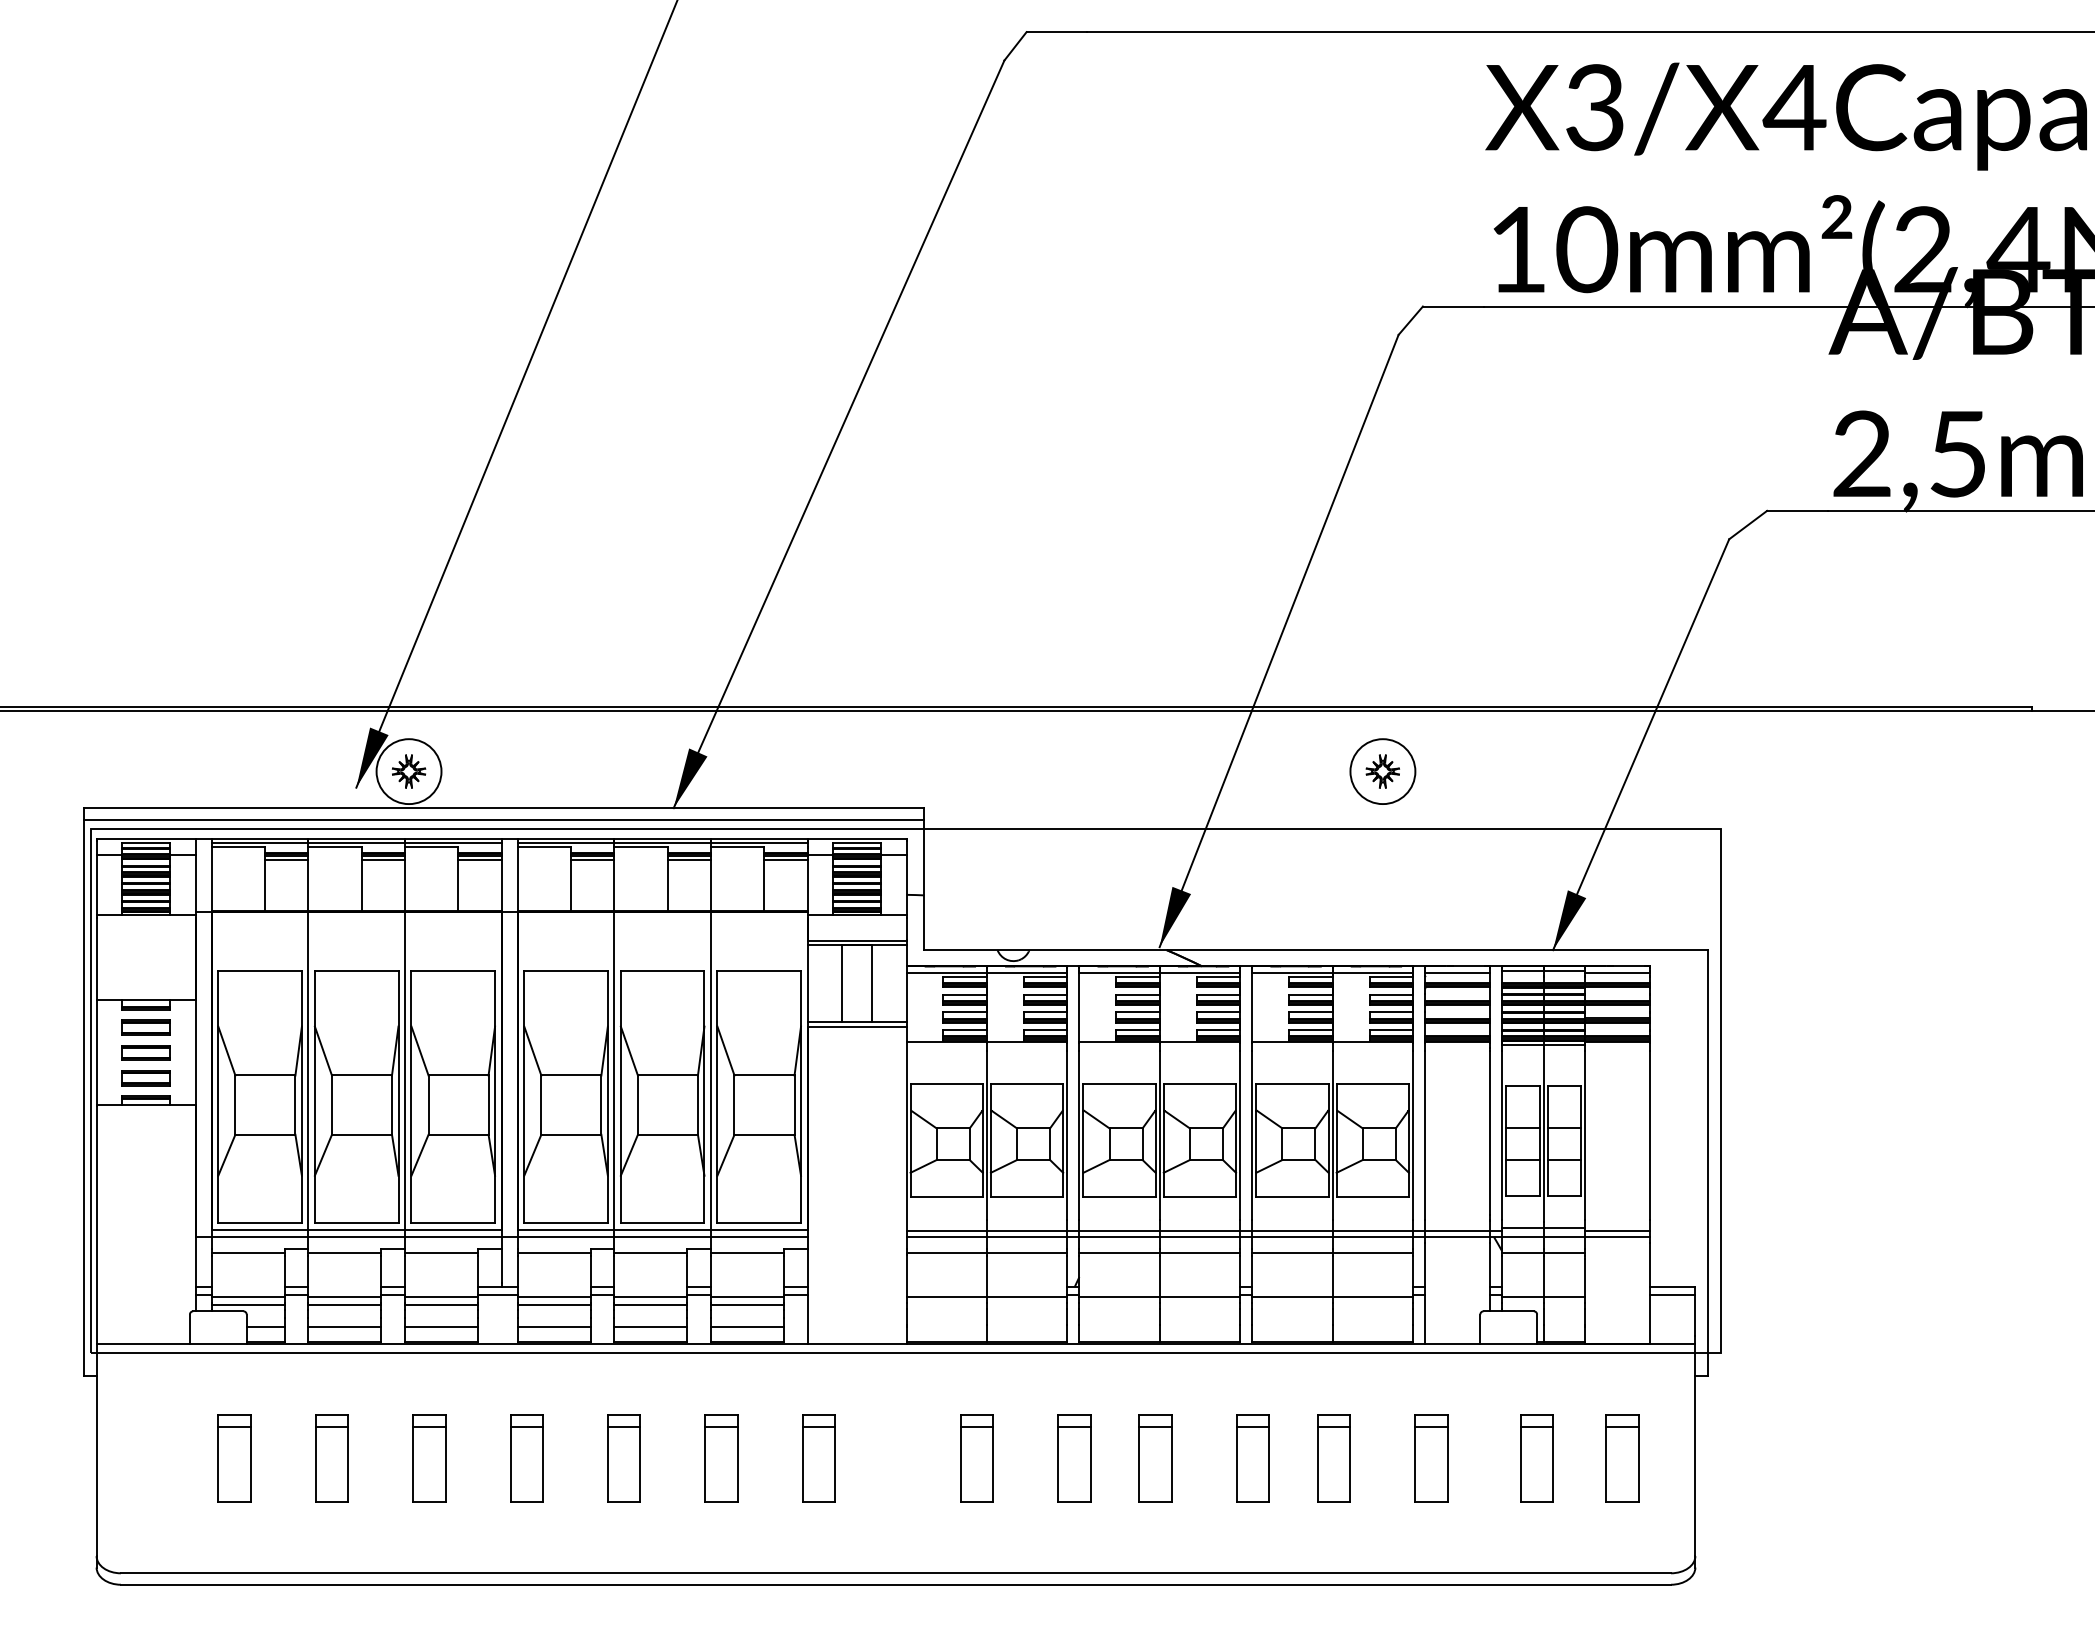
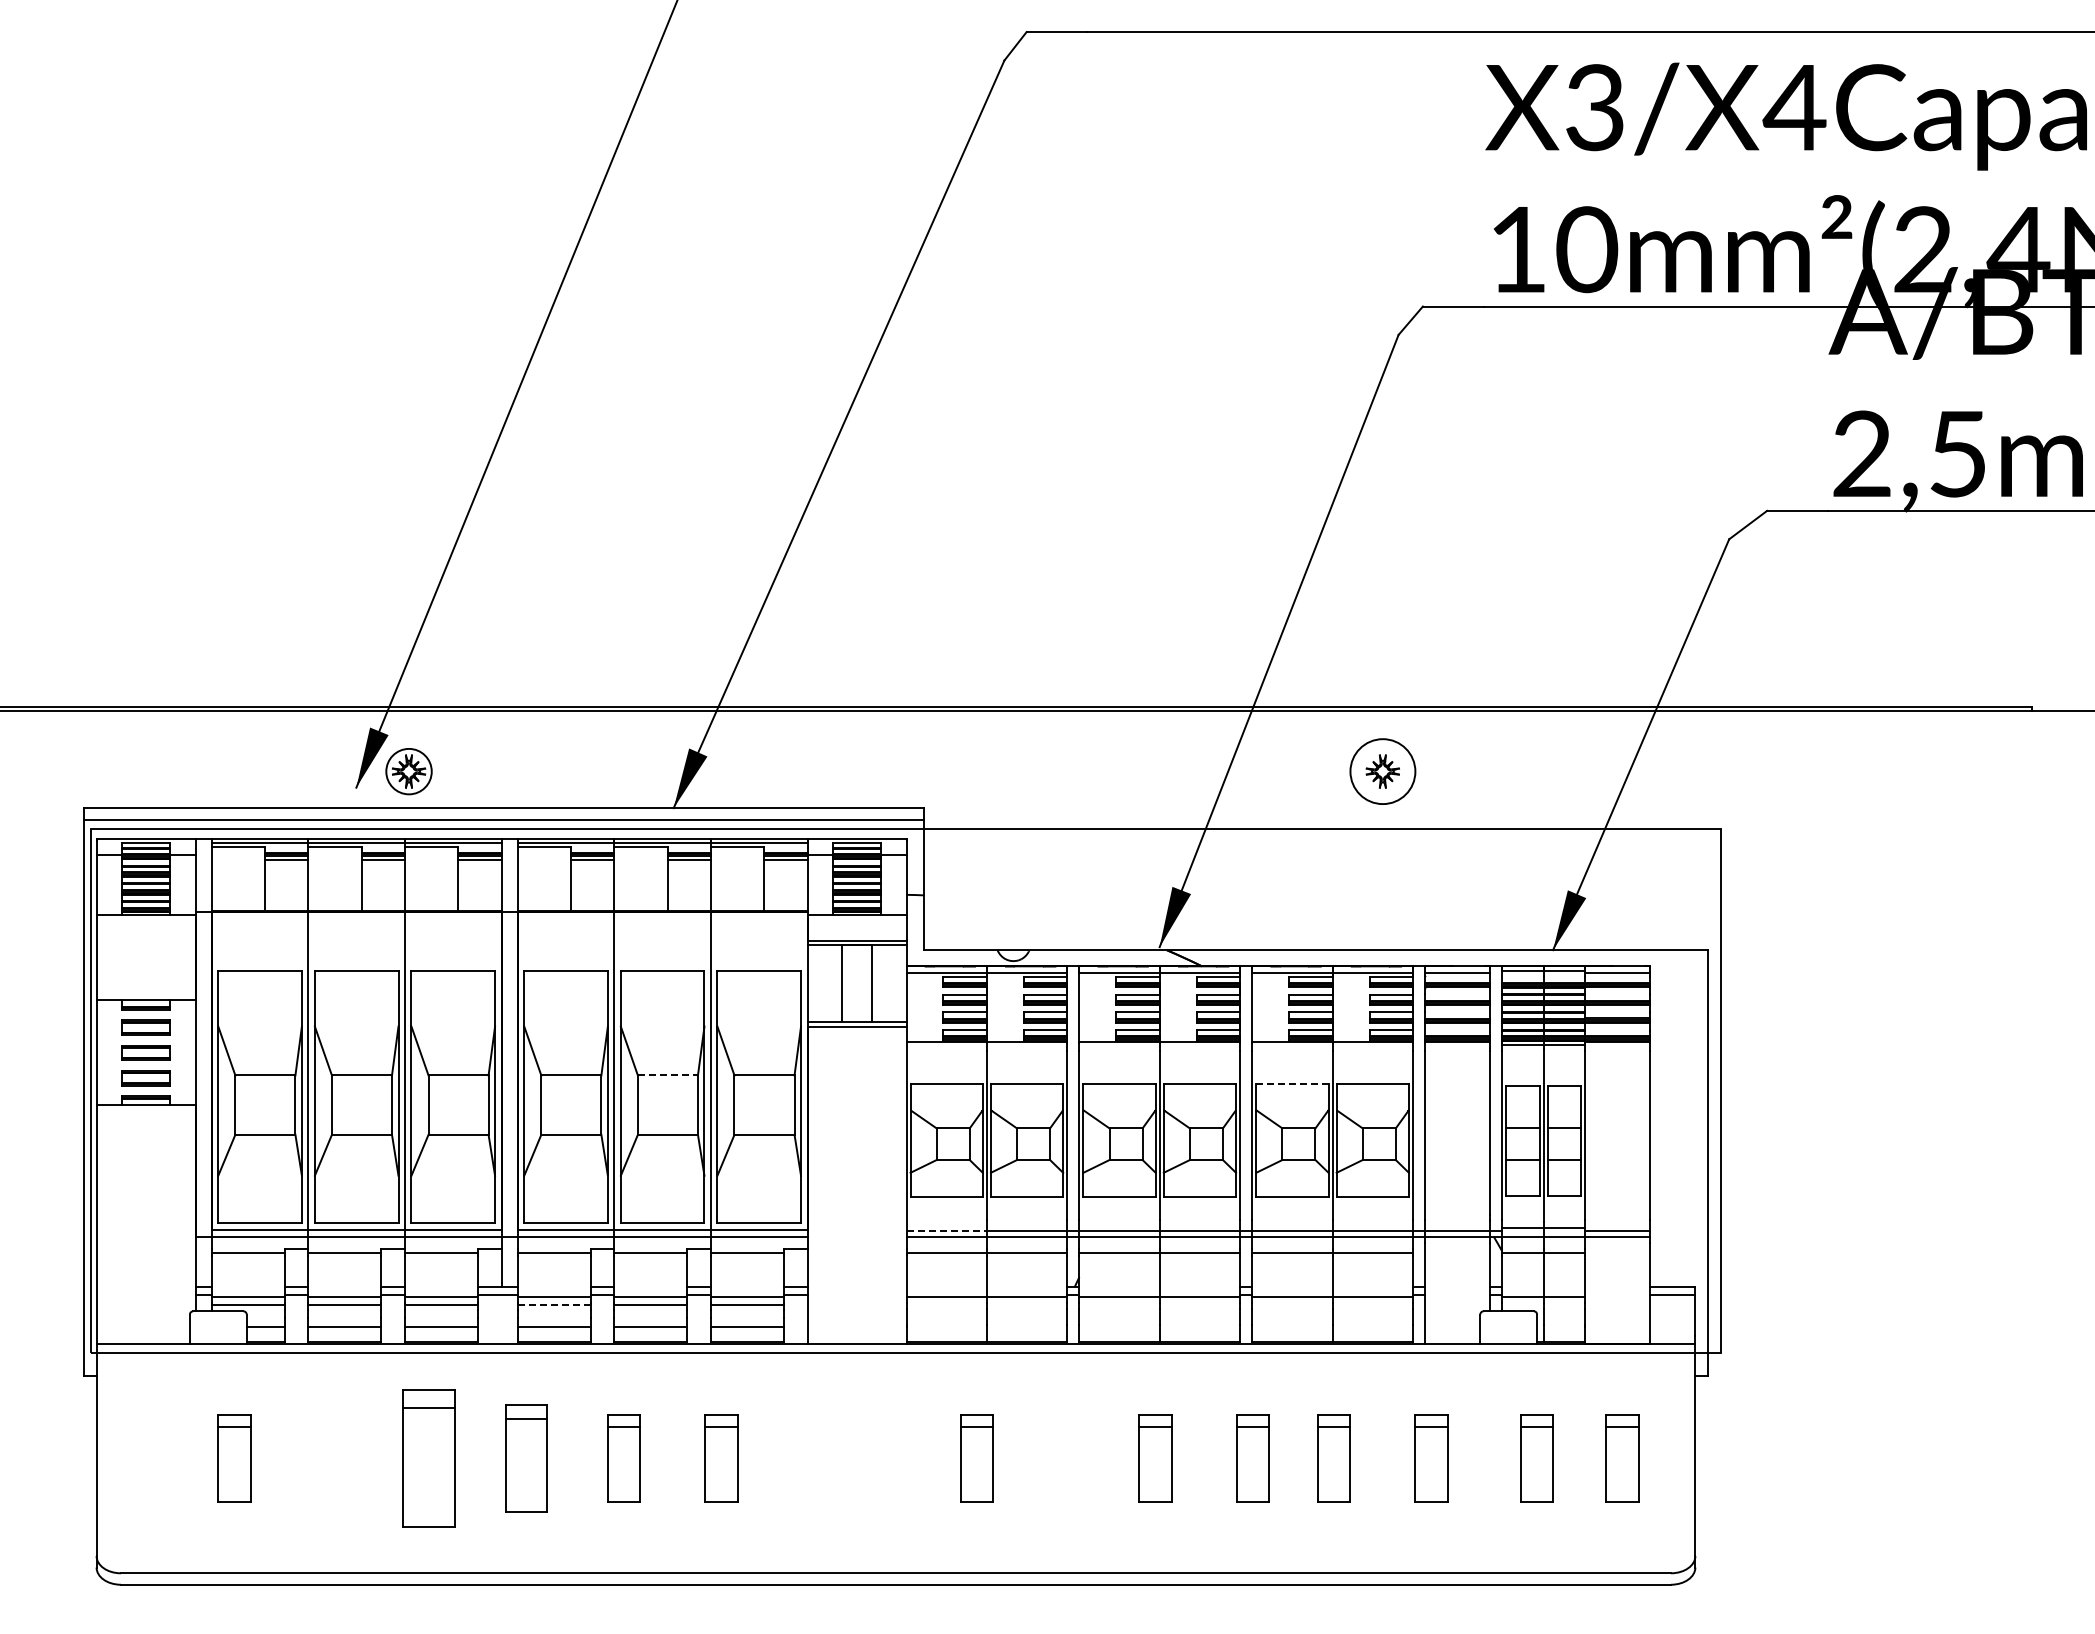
circle diameter: 65 px -> 45 px (408, 771)
line: solid -> dashed (668, 1075)
line: solid -> dashed (1292, 1083)
line: solid -> dashed (947, 1230)
line: solid -> dashed (554, 1305)
part: present -> none (331, 1458)
part size: 35x89 px -> 54x139 px (428, 1458)
part size: 34x89 px -> 43x109 px (526, 1458)
part: present -> none (818, 1458)
part: present -> none (1074, 1458)
